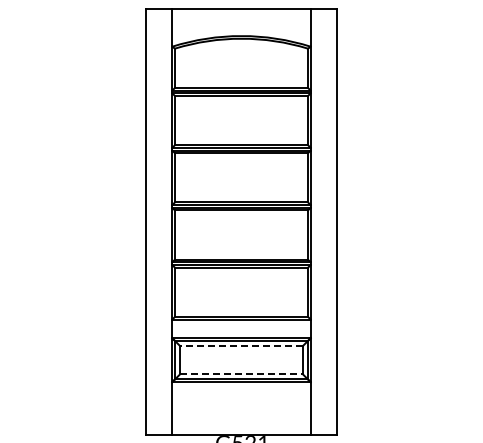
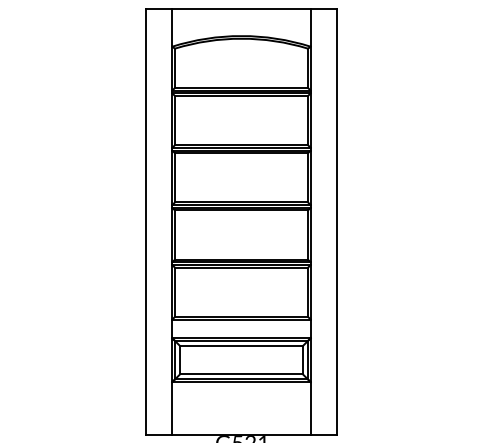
line: dashed -> solid (241, 346)
line: dashed -> solid (241, 374)
